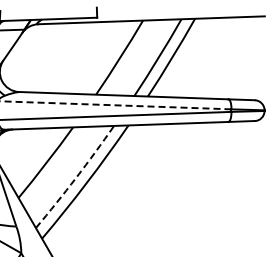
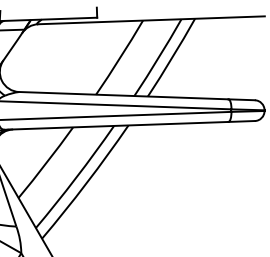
line: dashed -> solid (115, 105)
arc: dashed -> solid (76, 177)
